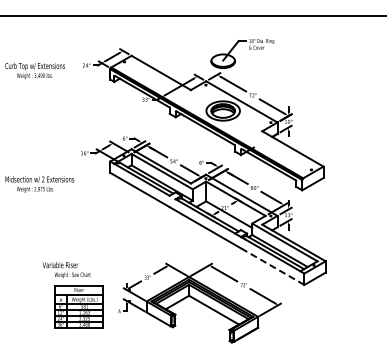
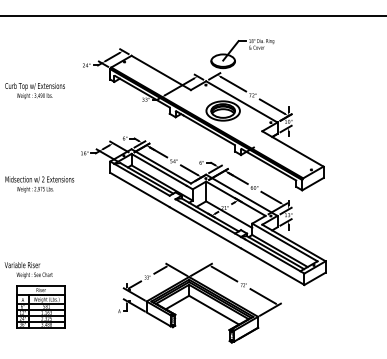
text position: (34, 70) -> (34, 90) (34, 90)
line: dashed -> solid (272, 266)
part position: (72, 295) -> (34, 295) (34, 295)
